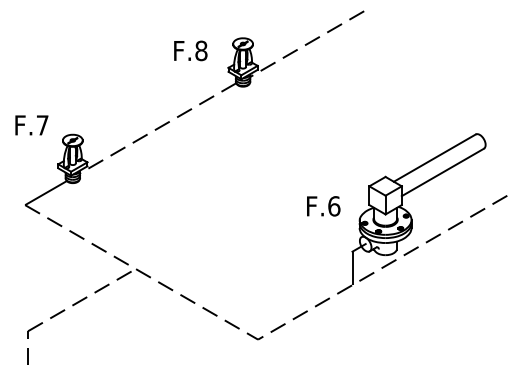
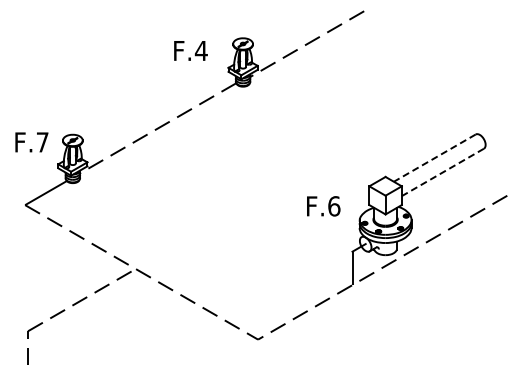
text: F.8 -> F.4 (200, 50)
text position: (31, 125) -> (31, 142) (31, 142)
line: solid -> dashed (434, 158)
line: solid -> dashed (442, 172)
